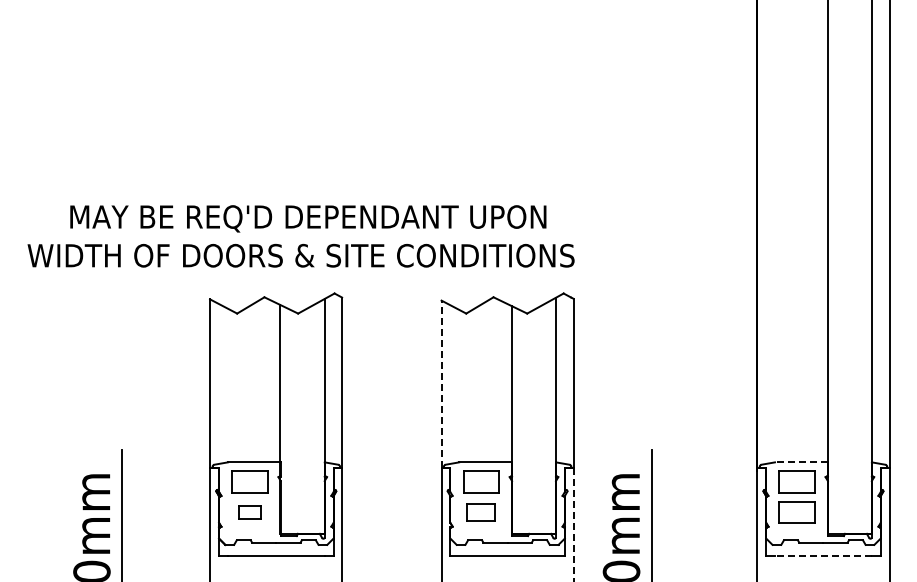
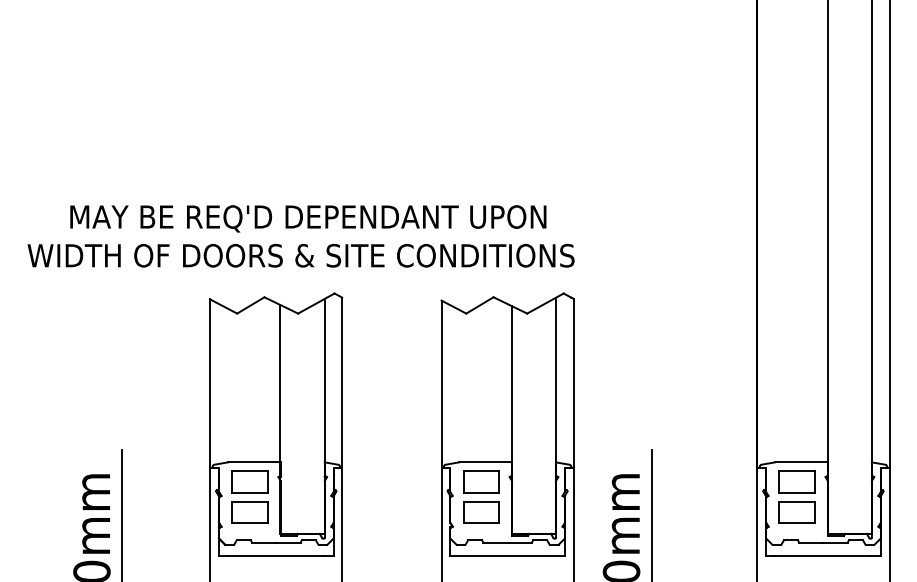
line: dashed -> solid (441, 384)
line: dashed -> solid (800, 462)
part size: 24x15 px -> 38x23 px (249, 512)
part size: 30x19 px -> 37x23 px (481, 512)
line: dashed -> solid (573, 524)
line: dashed -> solid (822, 555)
